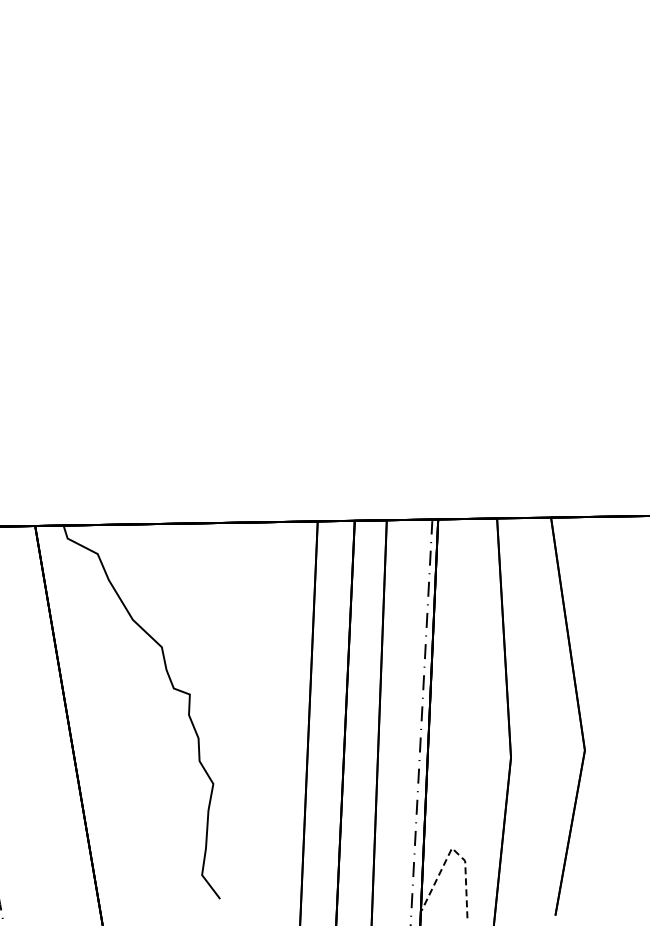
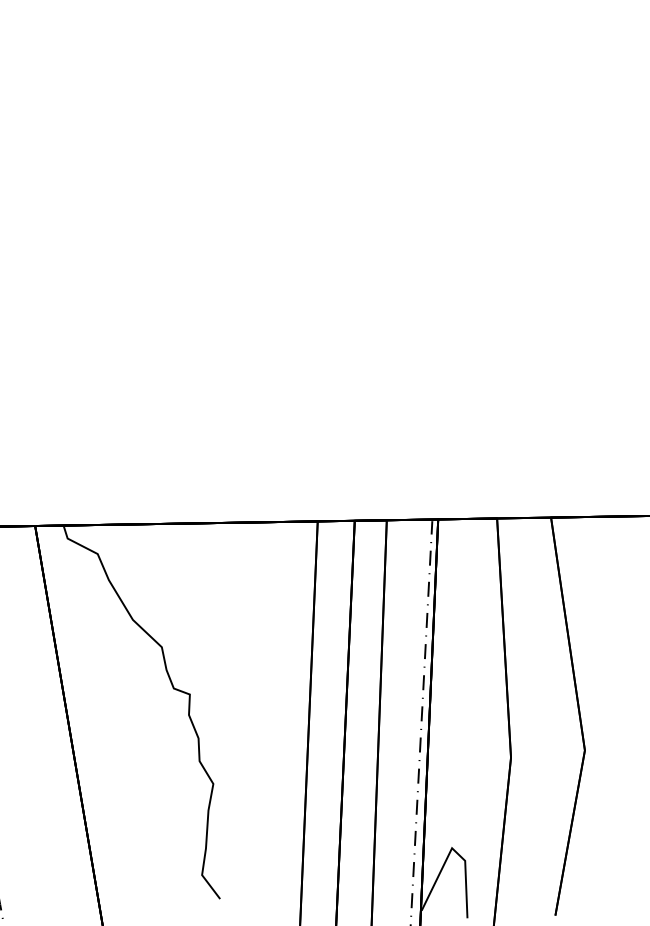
line: dashed -> solid (454, 850)
